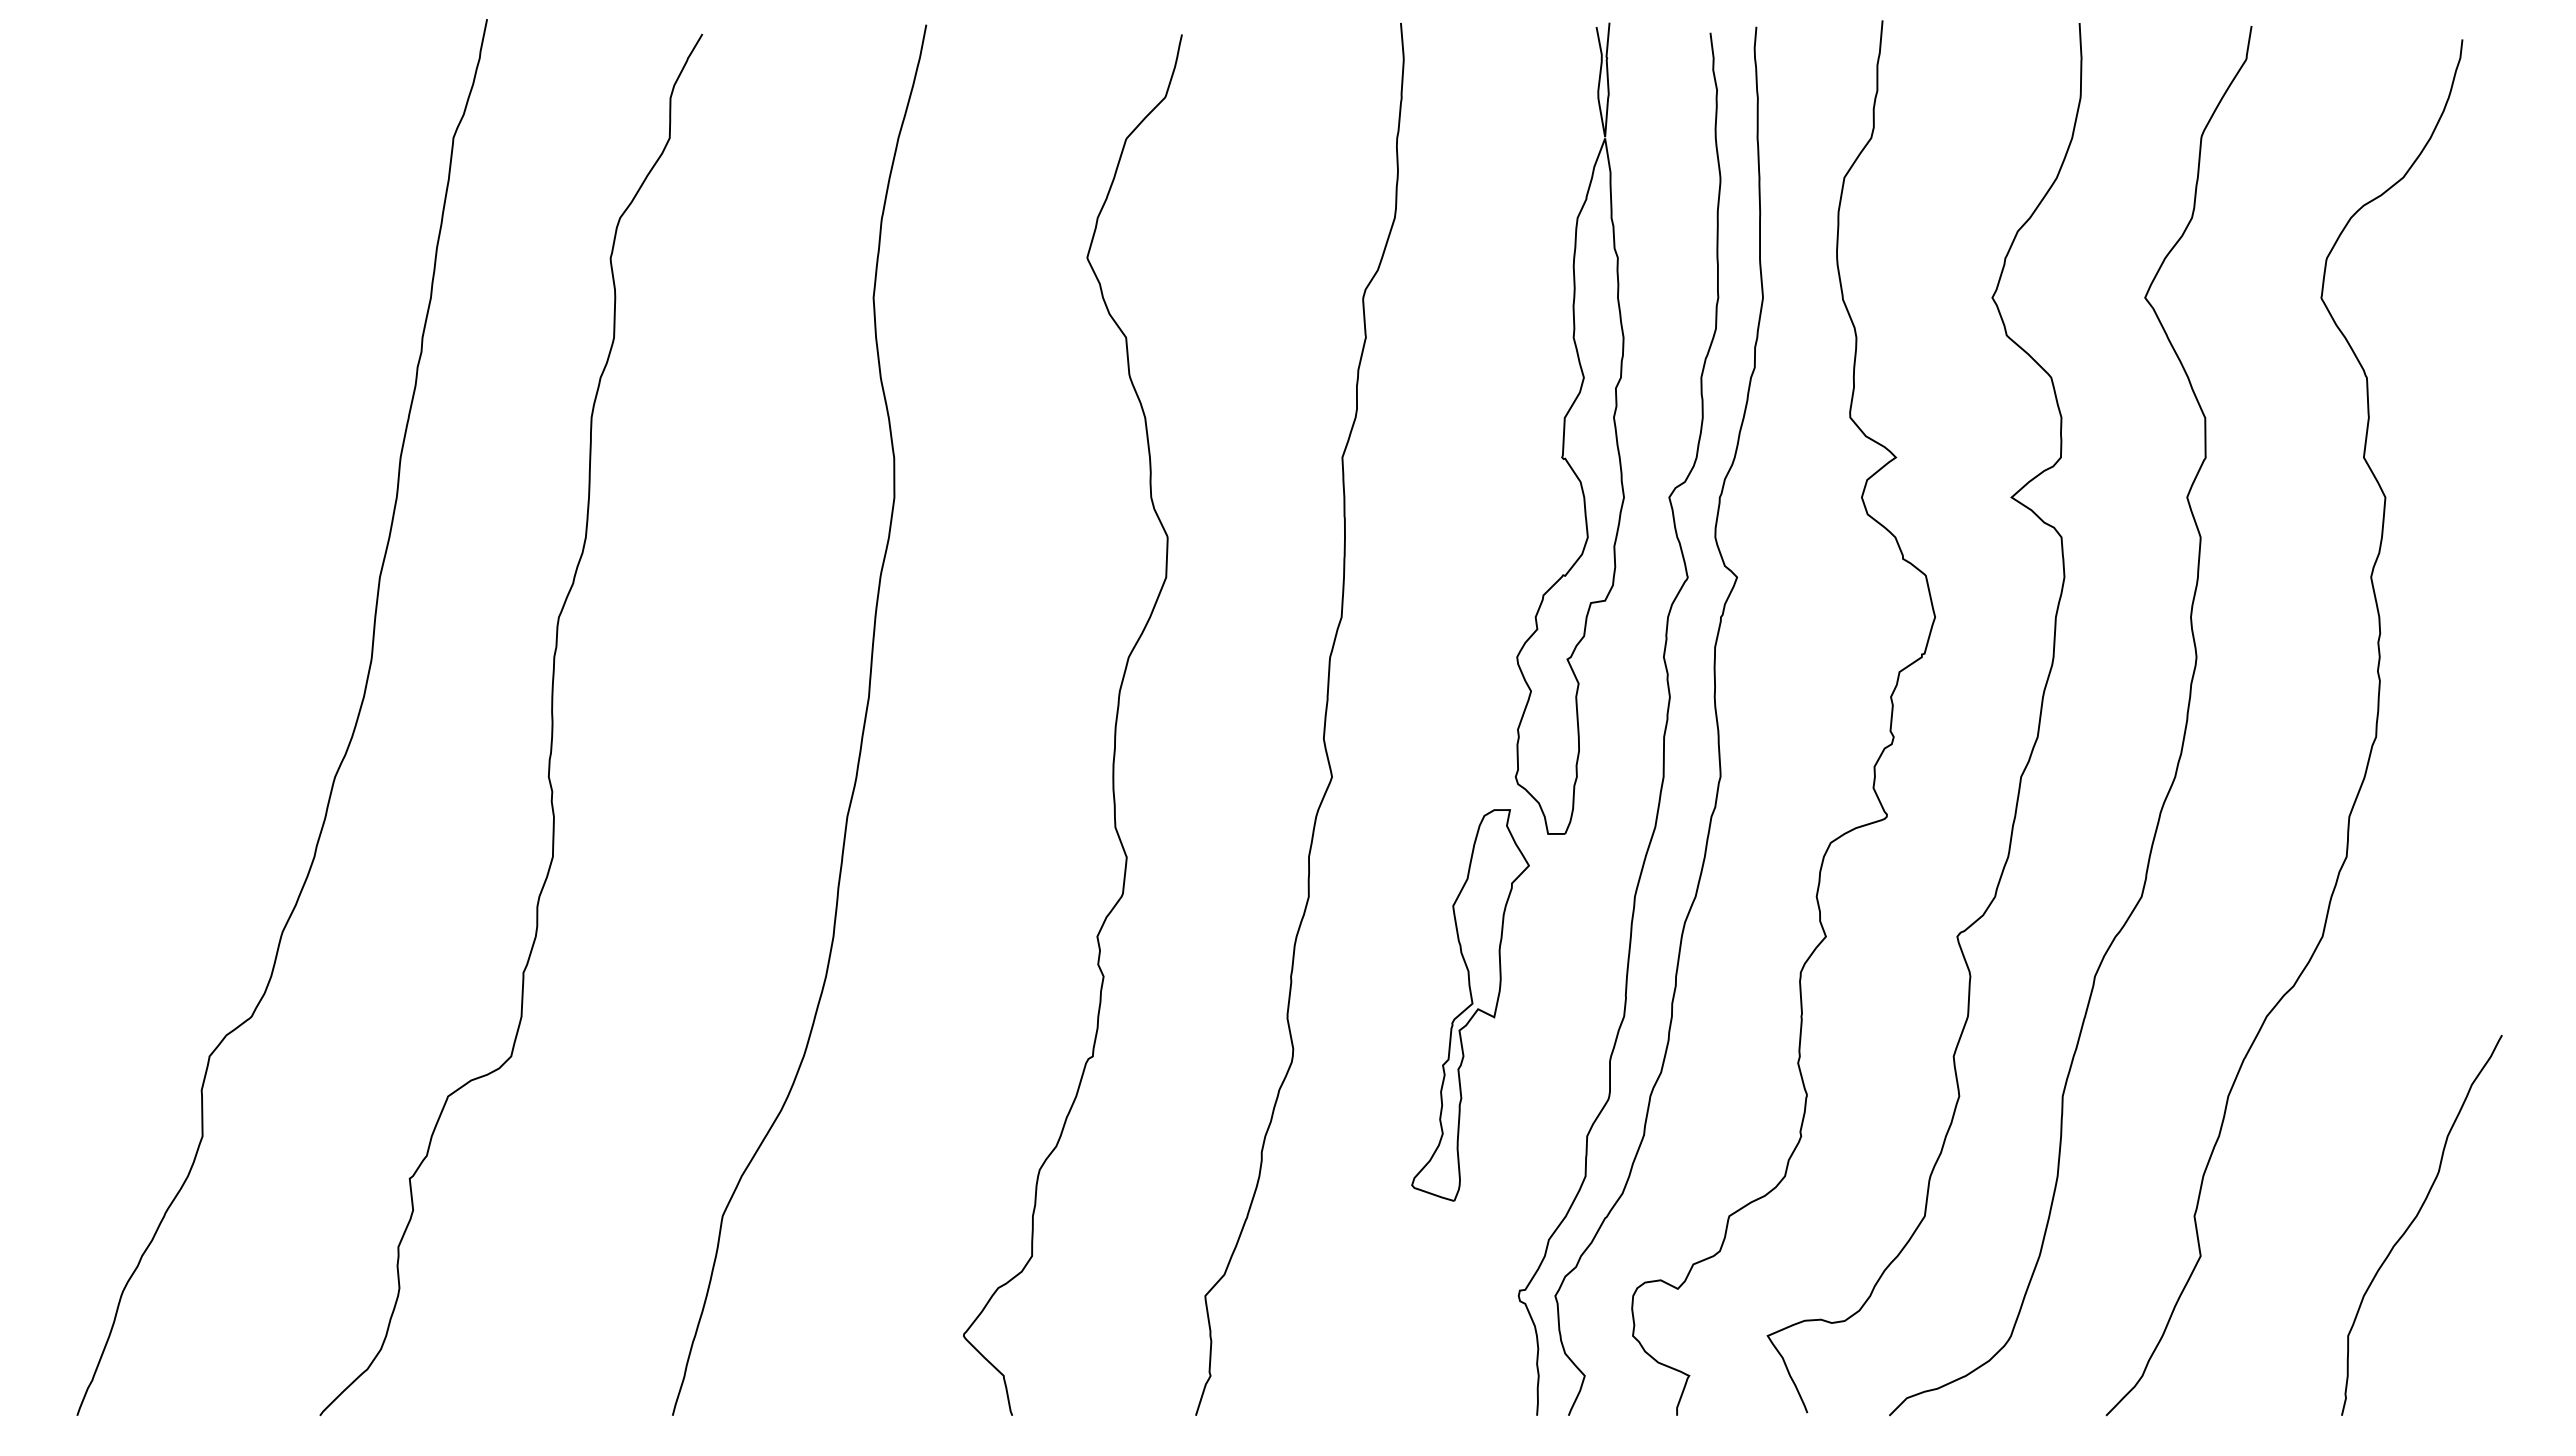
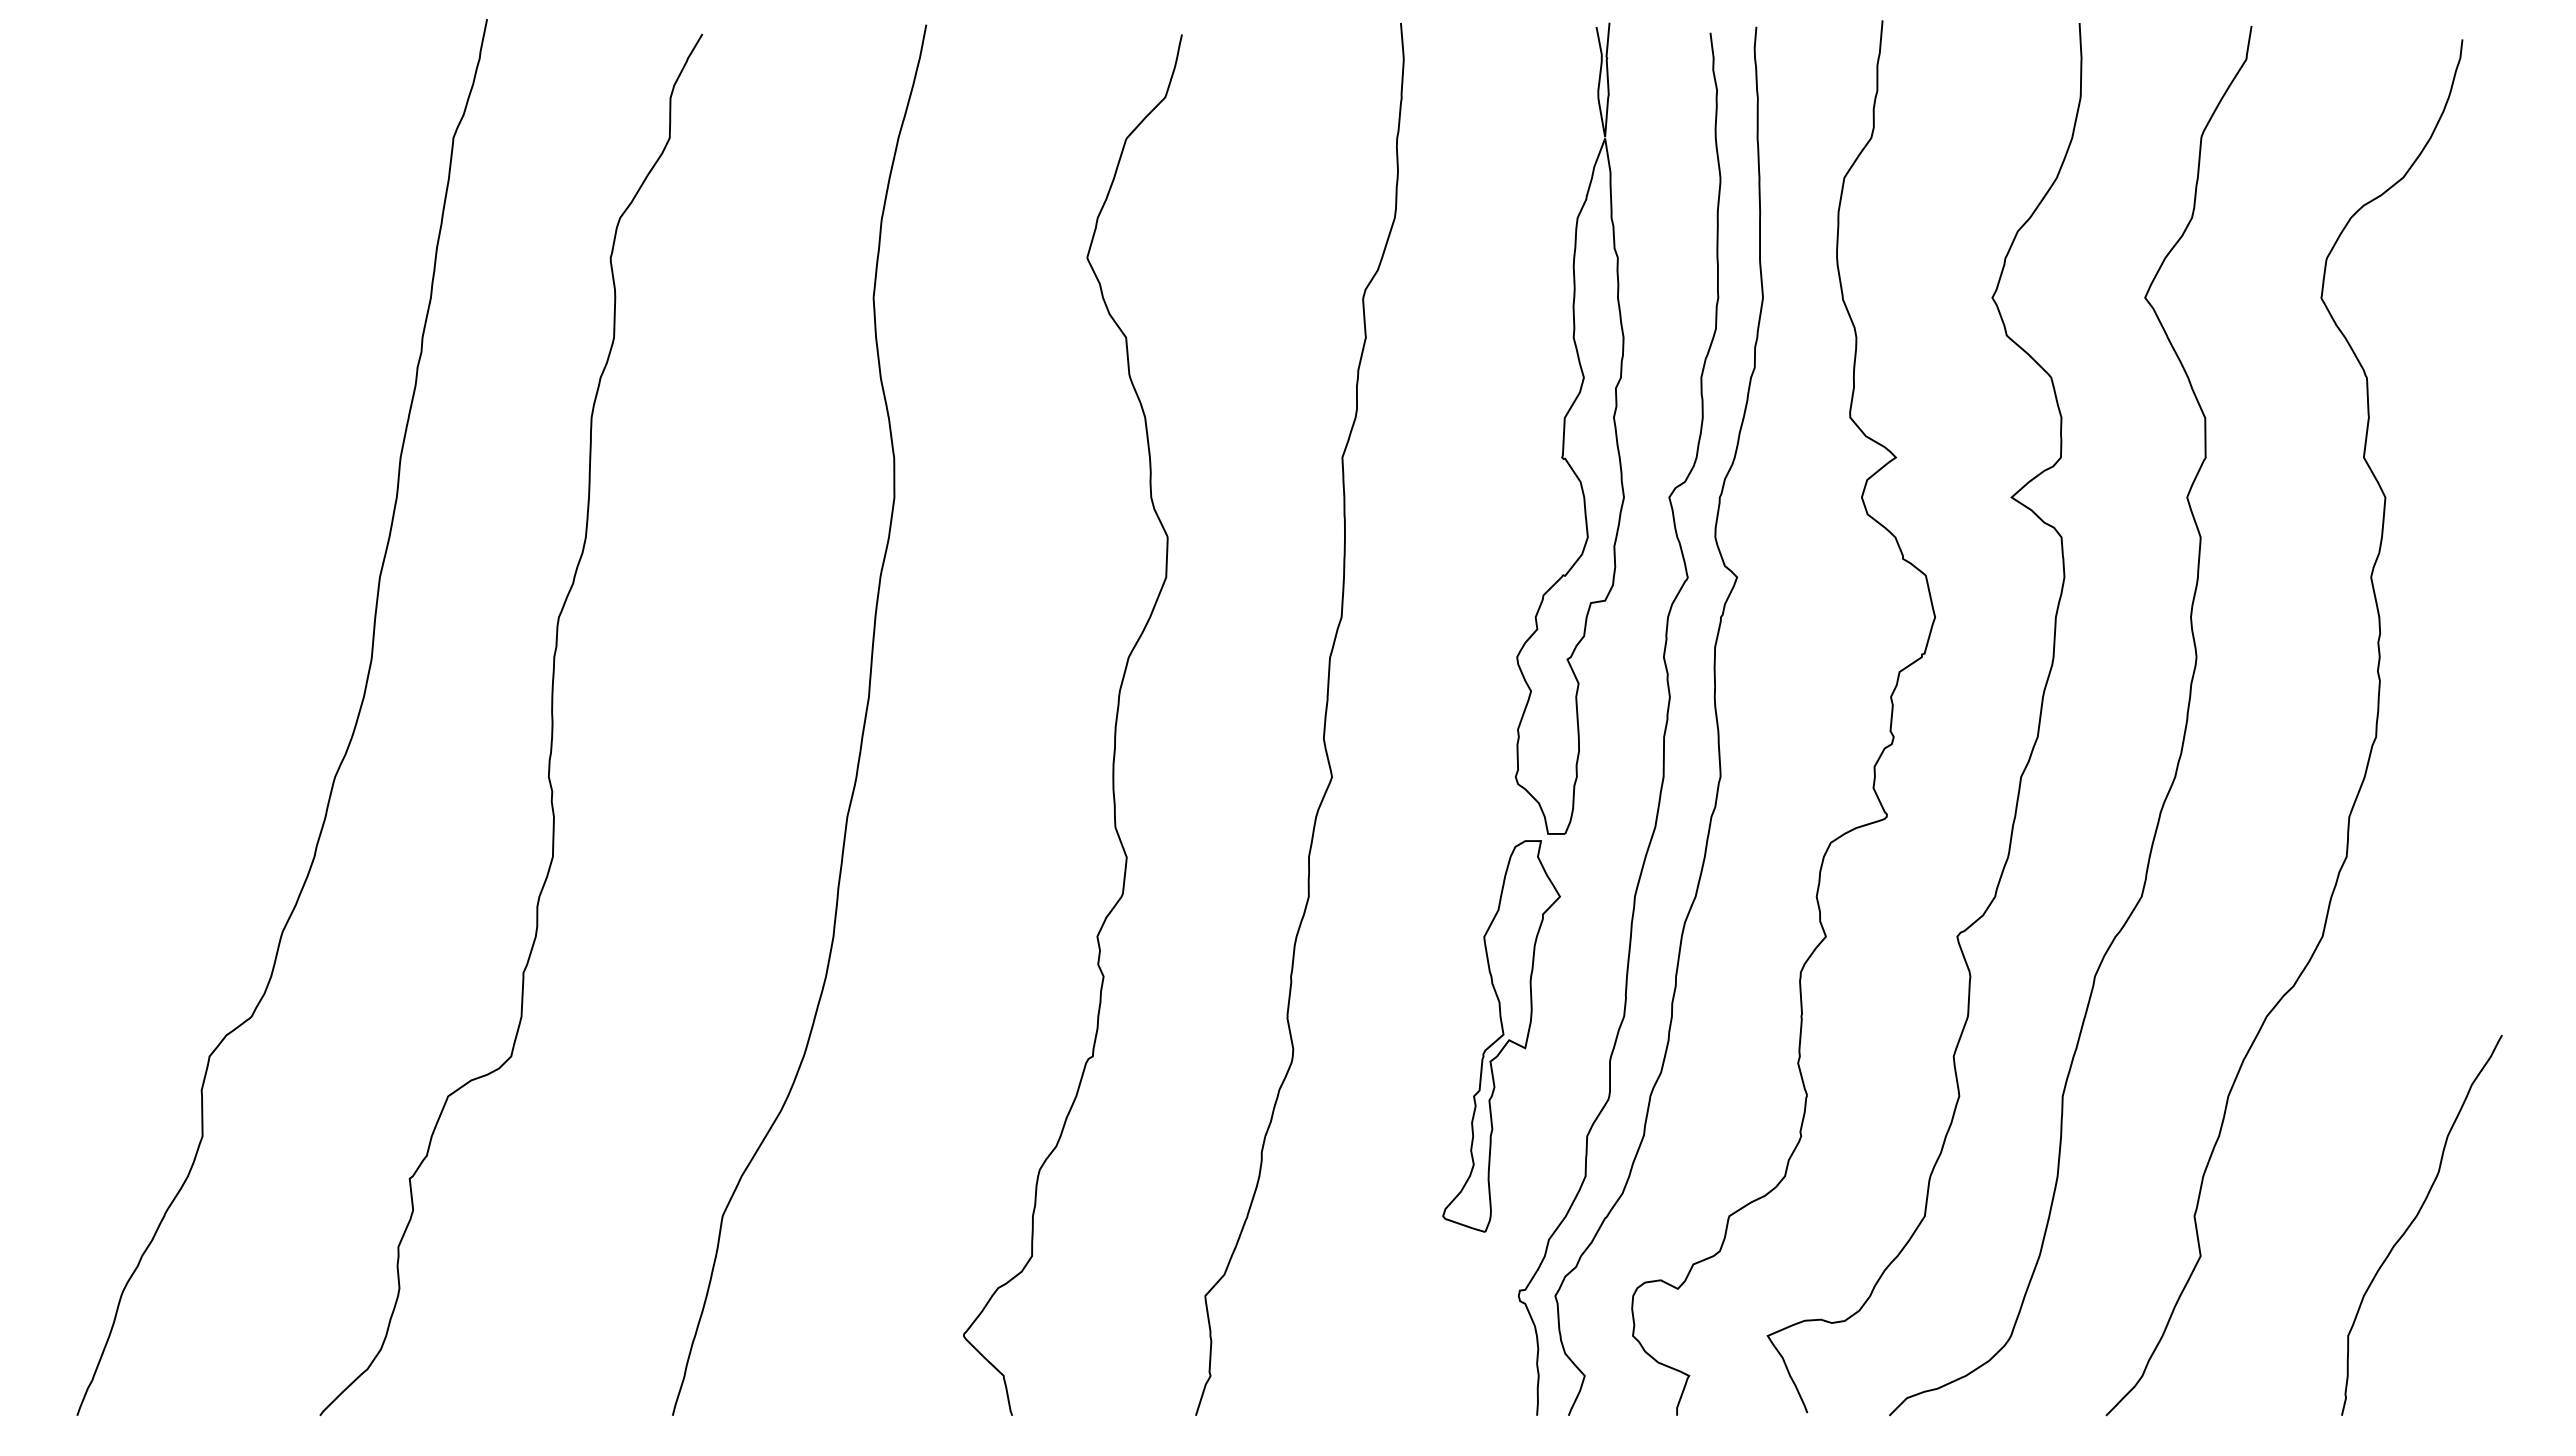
part position: (1470, 1005) -> (1501, 1036) (1501, 1036)
